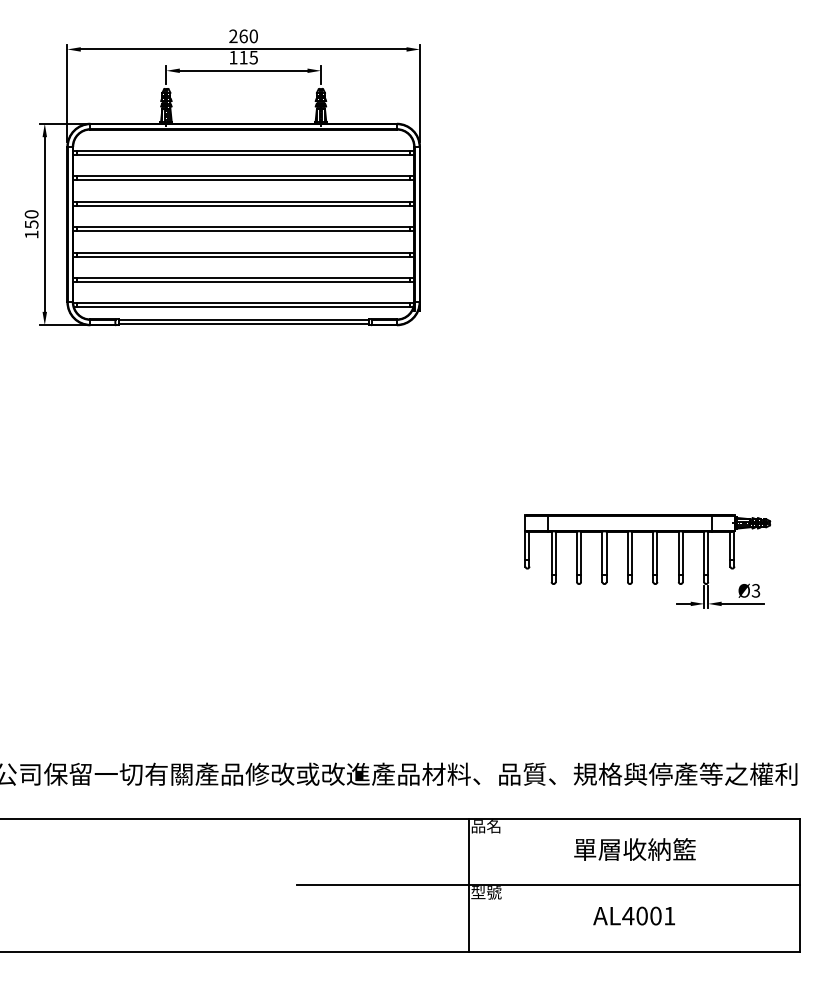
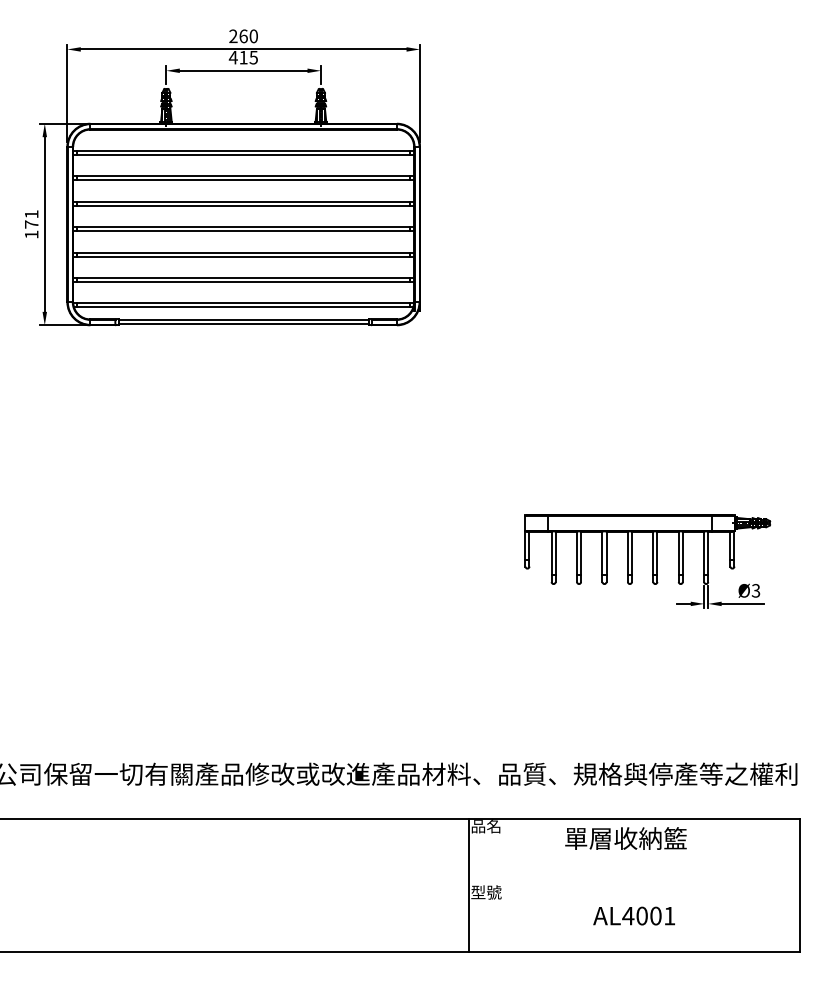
text: 115 -> 415 (232, 57)
text: 150 -> 171 (31, 219)
text position: (634, 849) -> (625, 838) (625, 838)
line: present -> none (548, 885)
